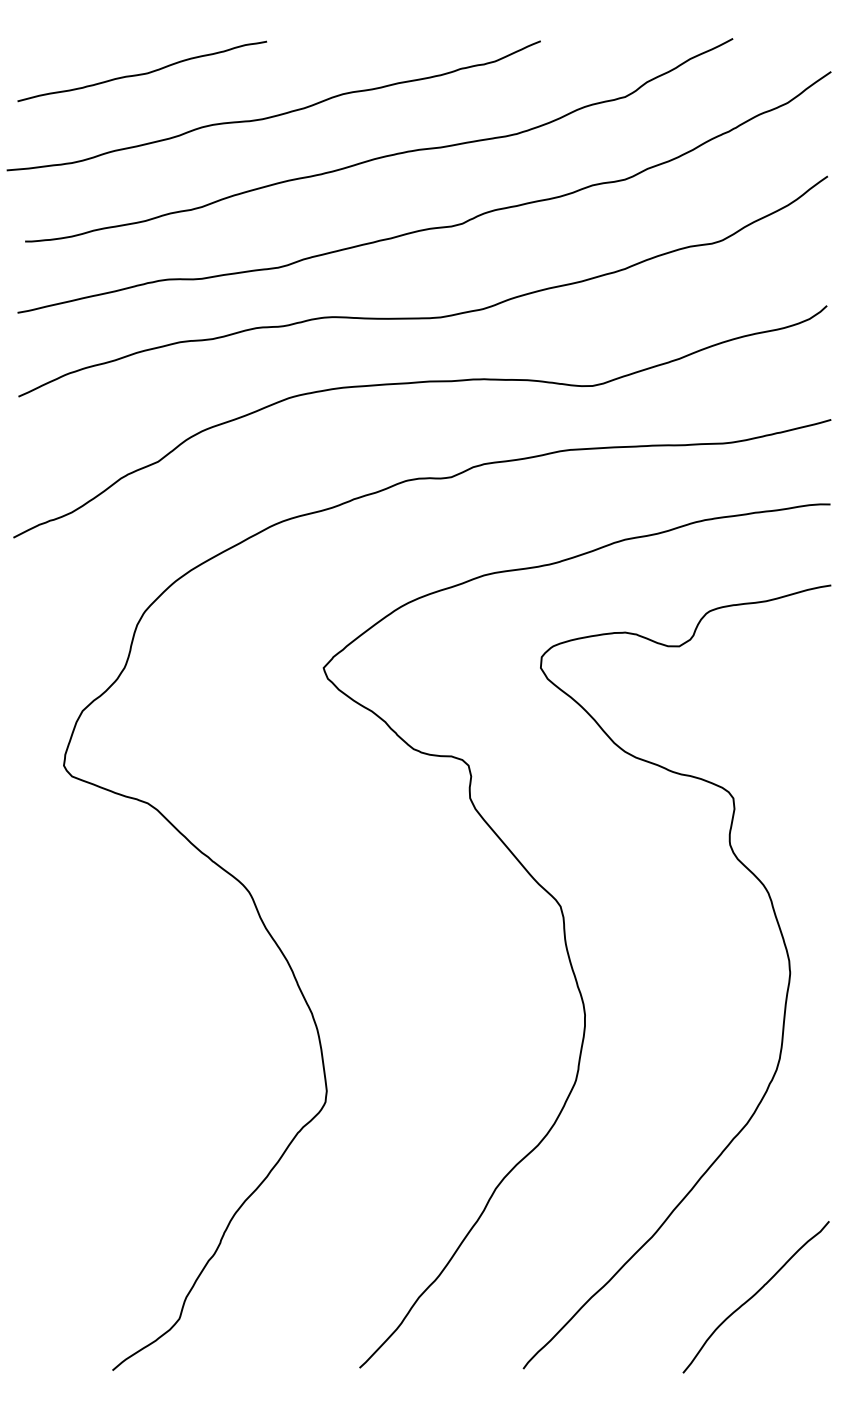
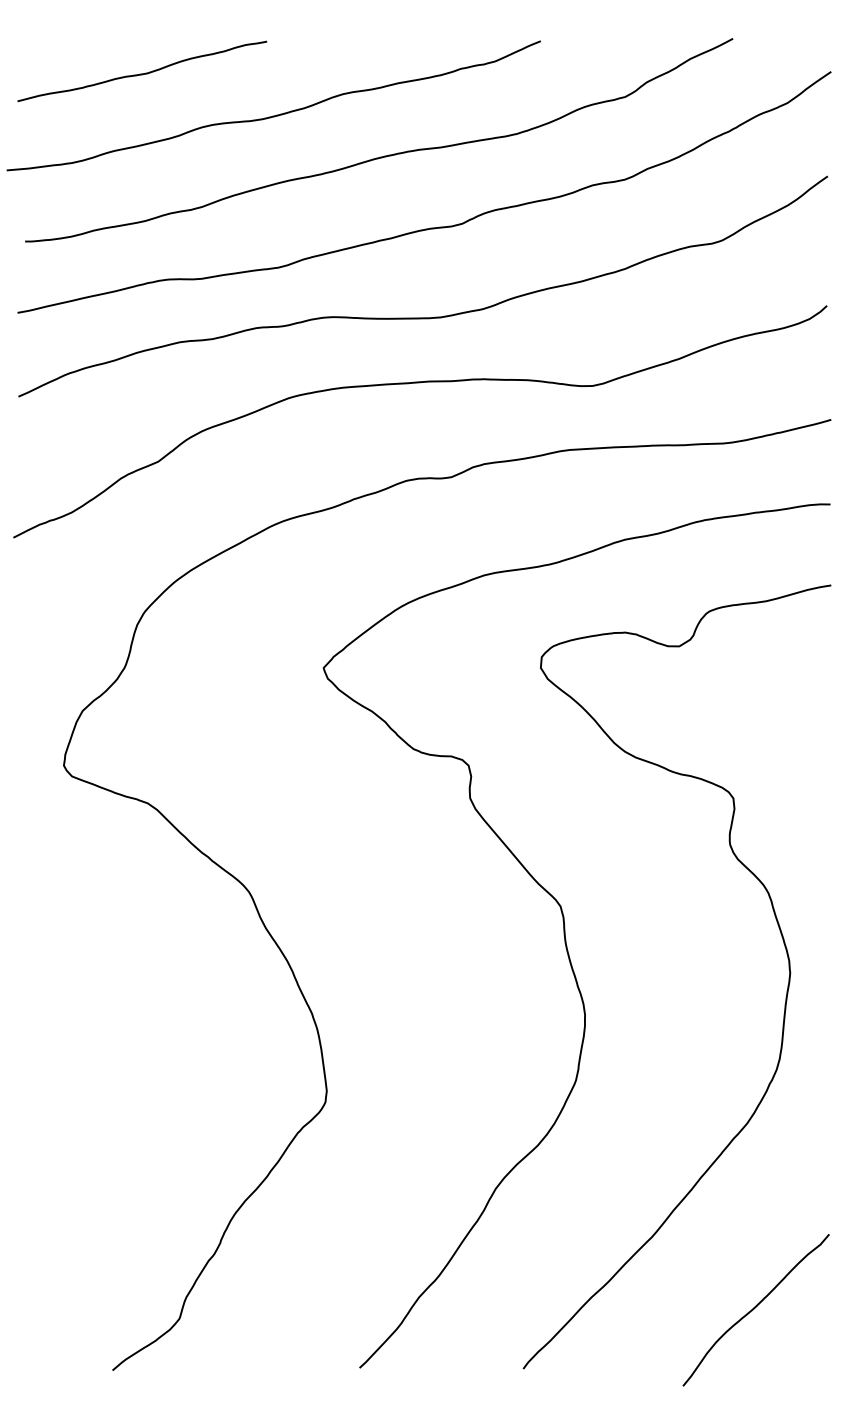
curve position: (754, 1296) -> (754, 1309) (754, 1309)
